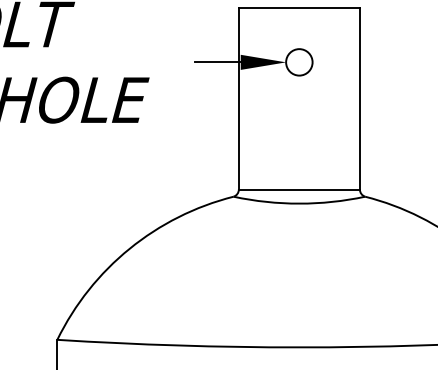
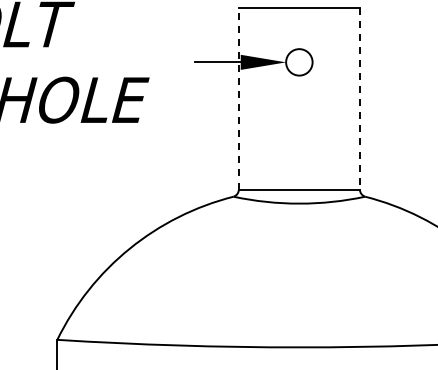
line: solid -> dashed (238, 98)
line: solid -> dashed (359, 98)
